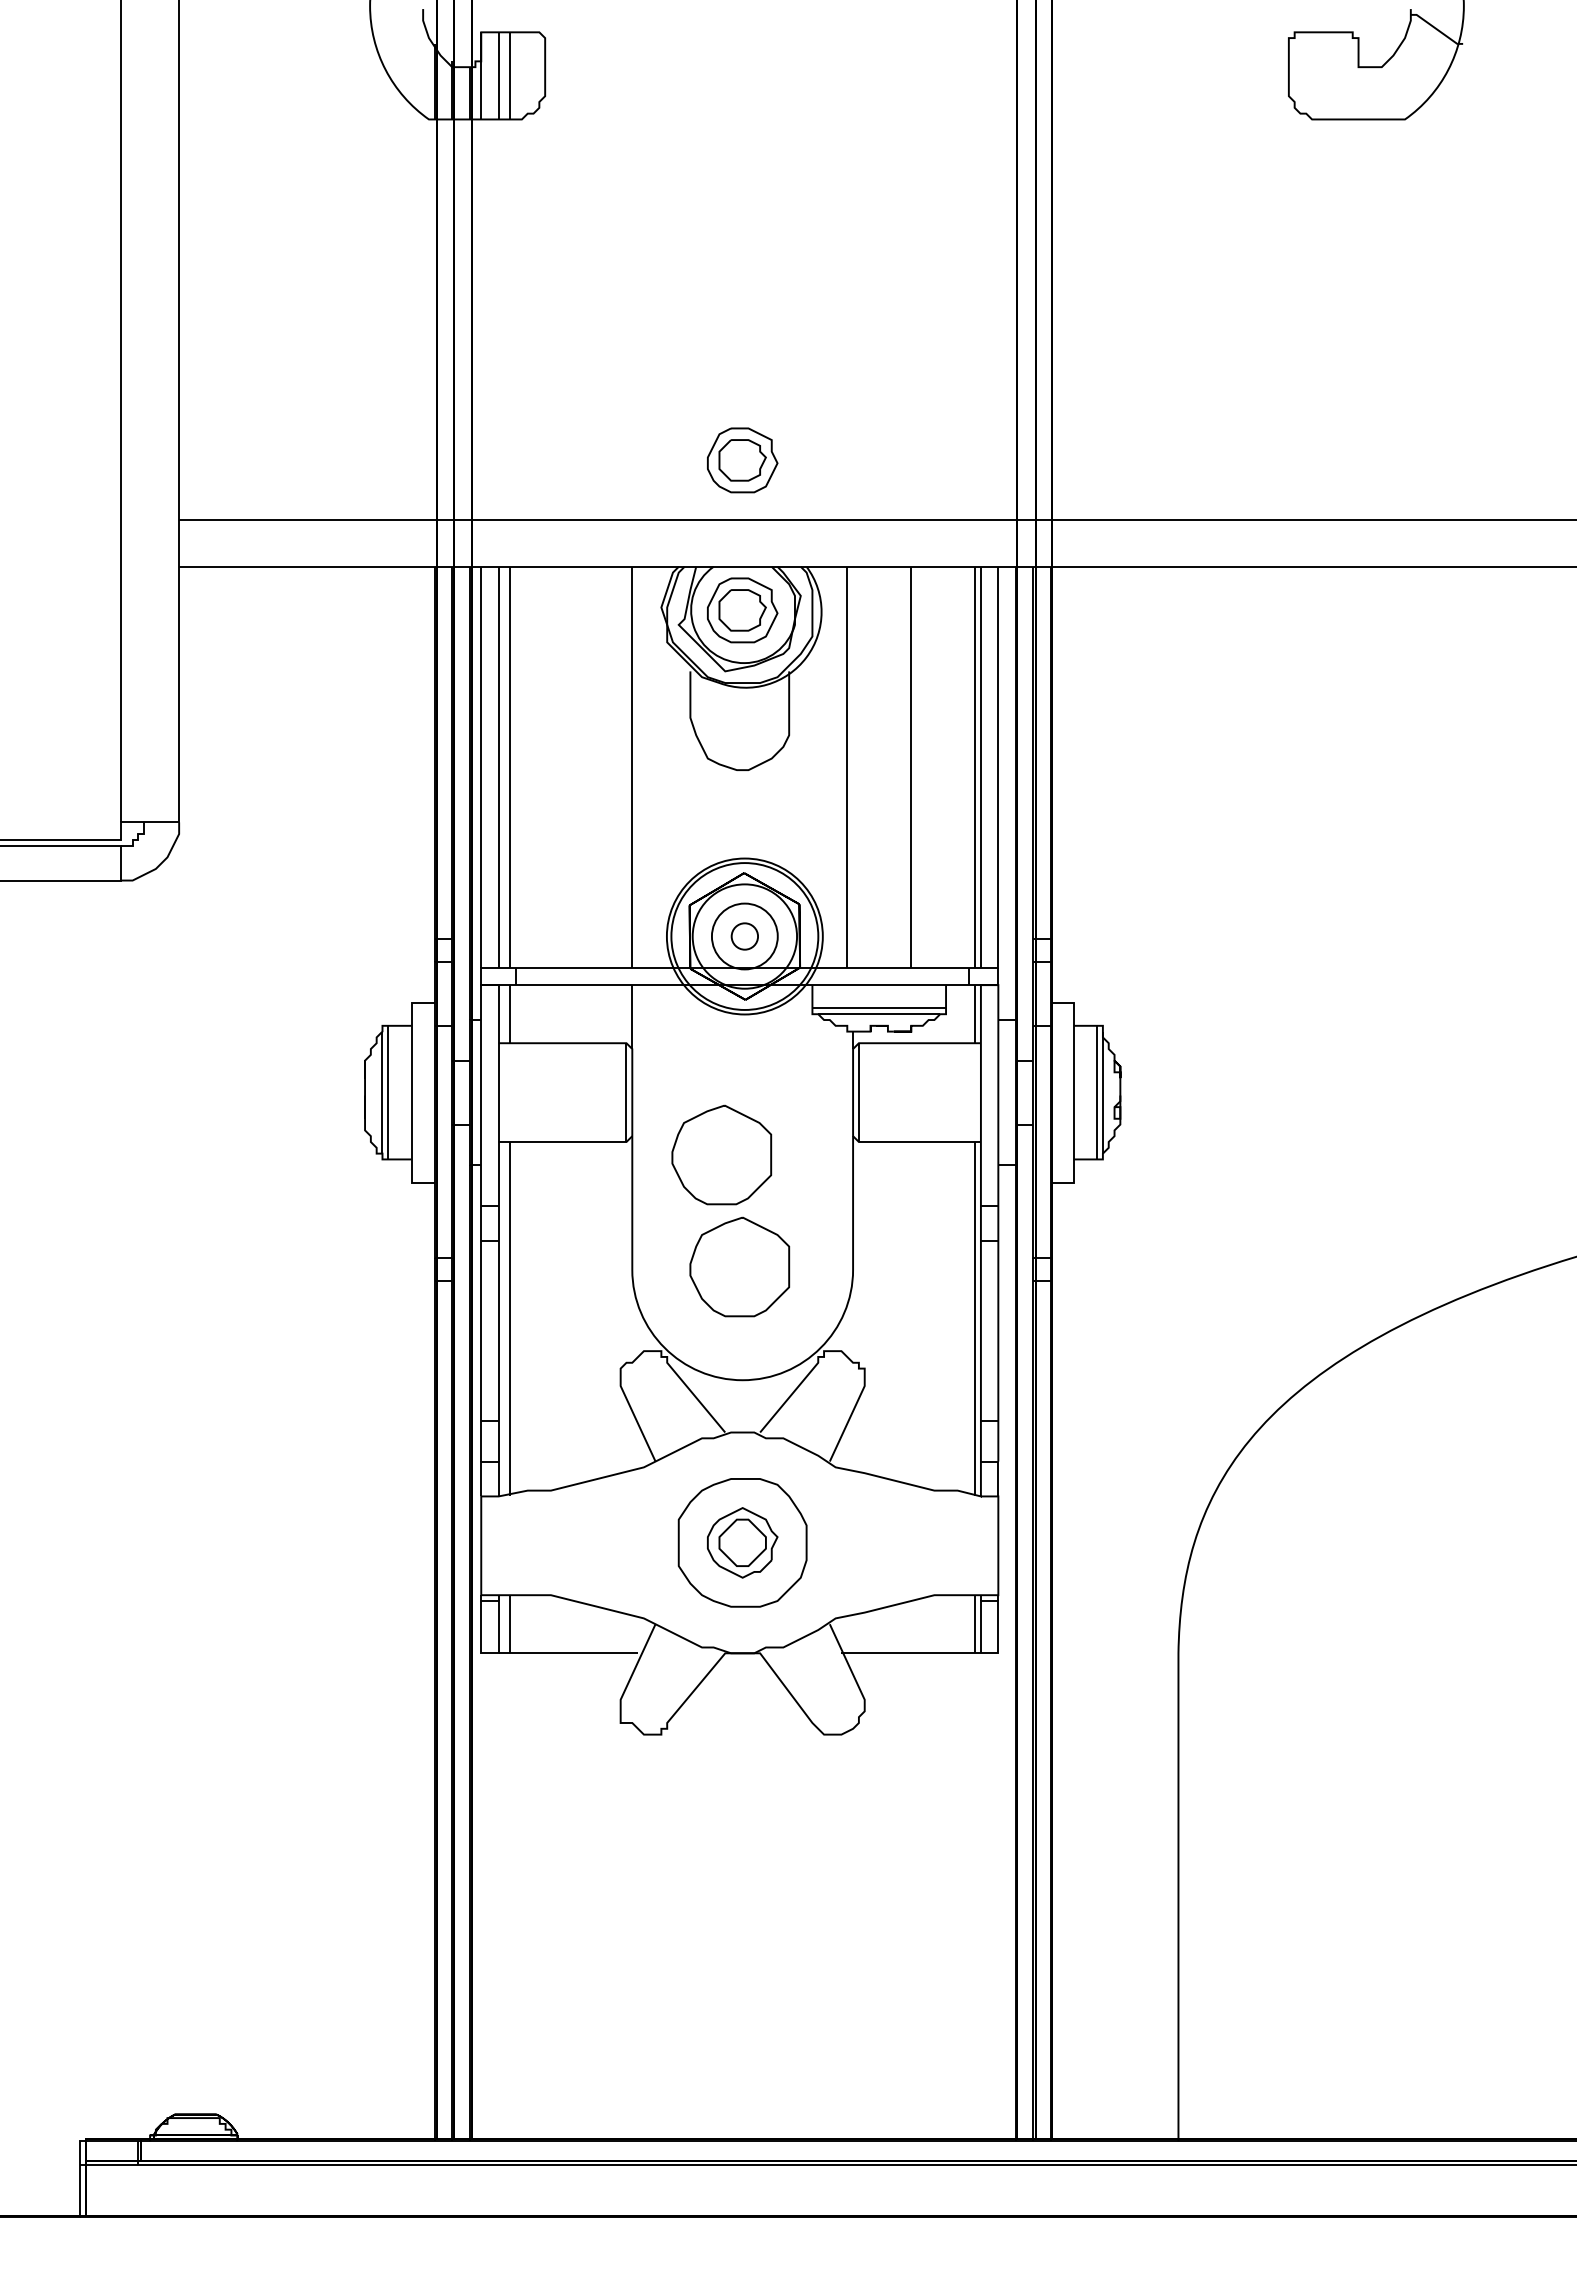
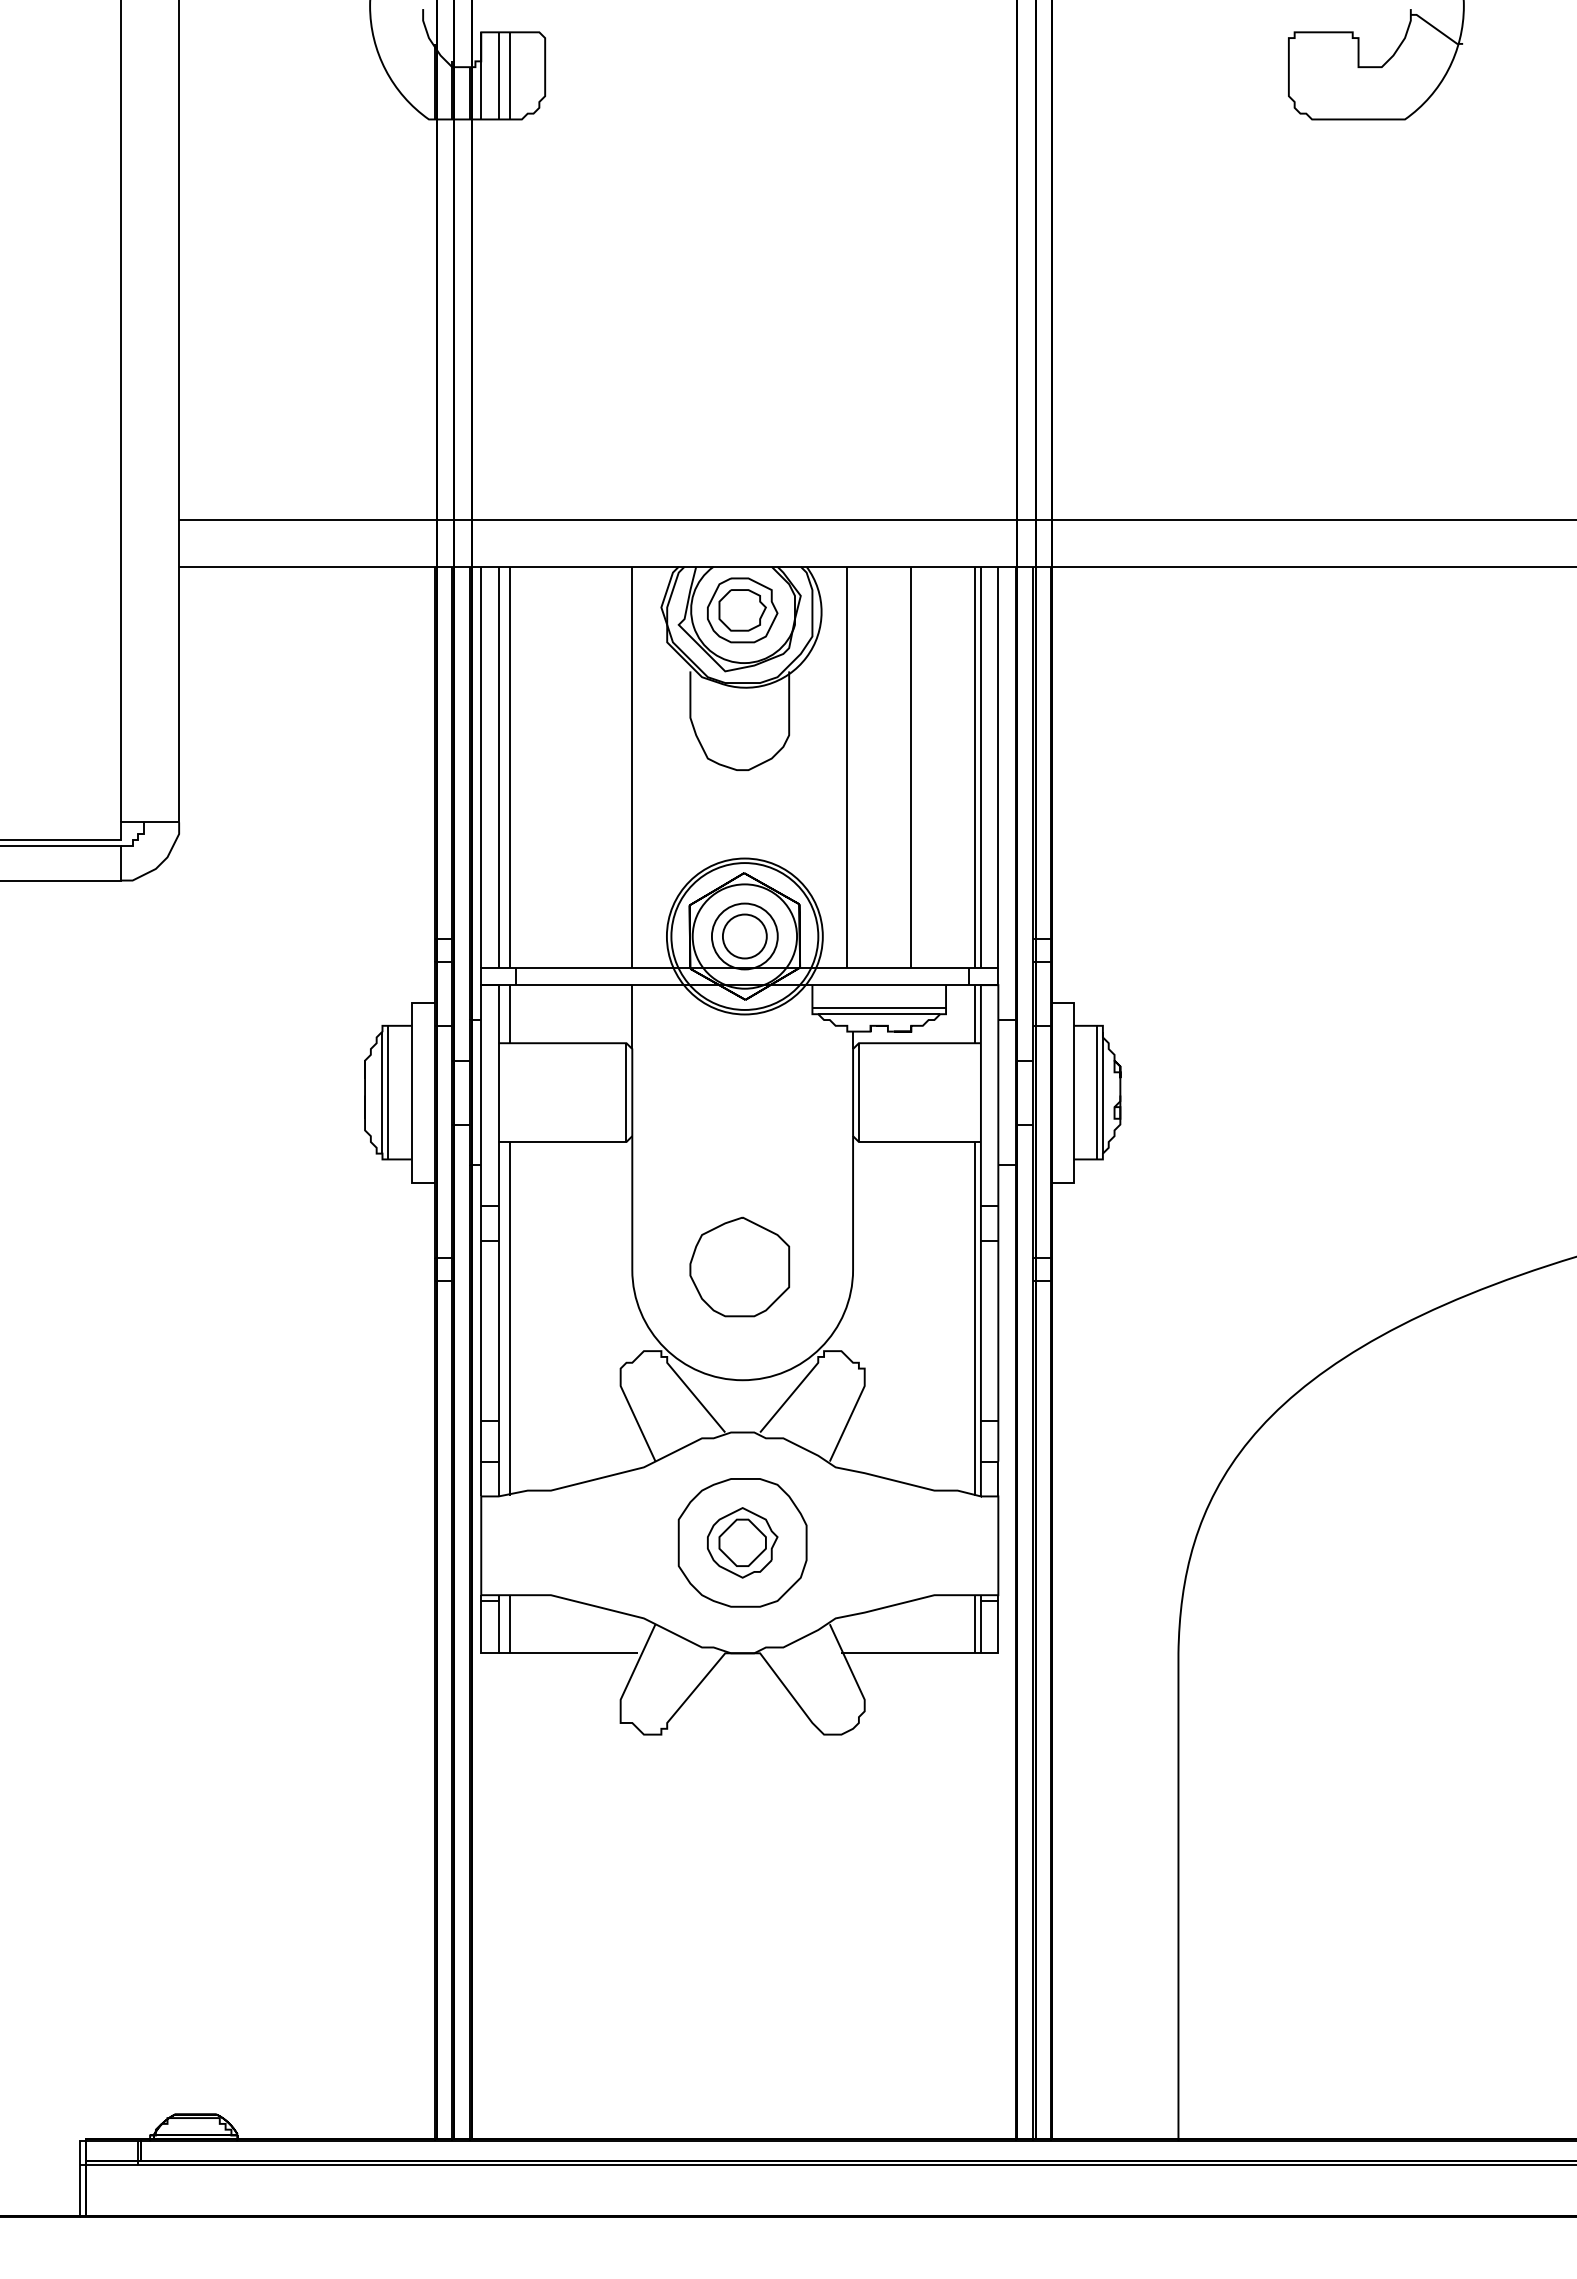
part: present -> none (742, 460)
circle diameter: 26 px -> 44 px (744, 936)
part: present -> none (721, 1154)
